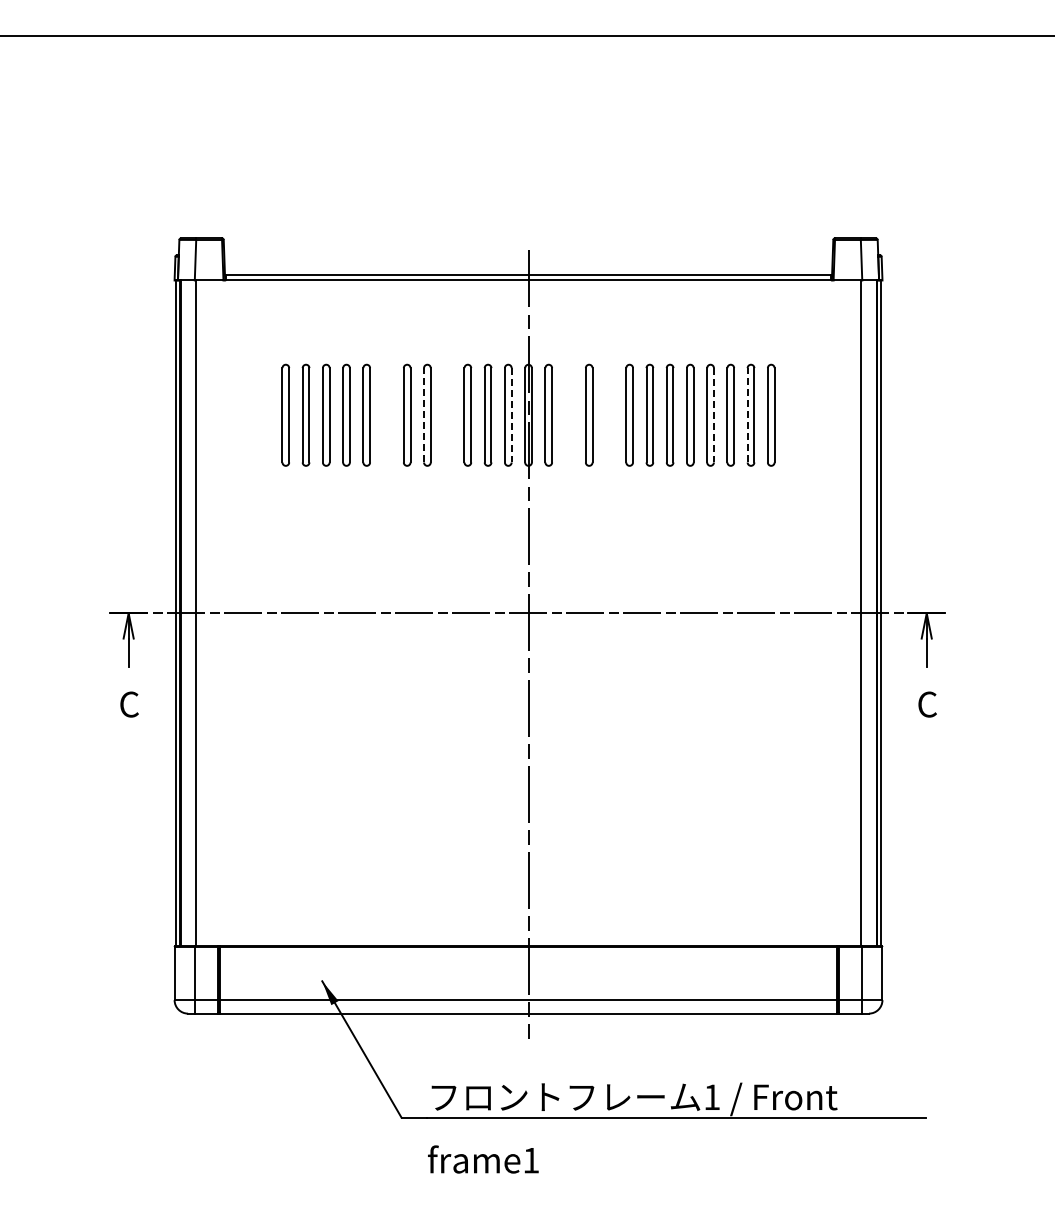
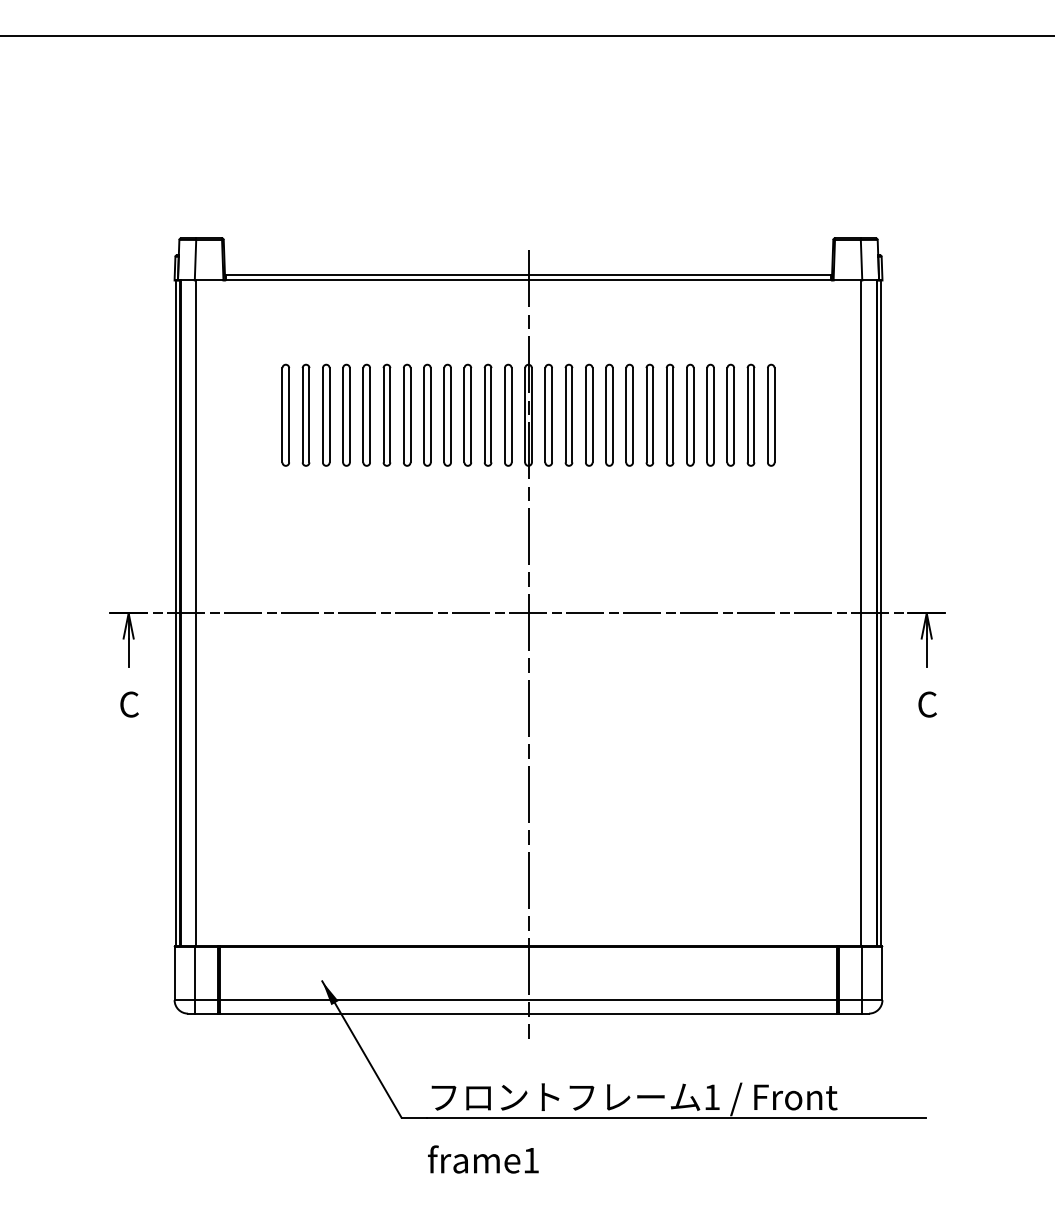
part: none -> present (386, 414)
line: dashed -> solid (424, 414)
part: none -> present (447, 414)
part: none -> present (568, 414)
part: none -> present (609, 414)
line: dashed -> solid (747, 414)
line: dashed -> solid (511, 415)
line: dashed -> solid (713, 415)
